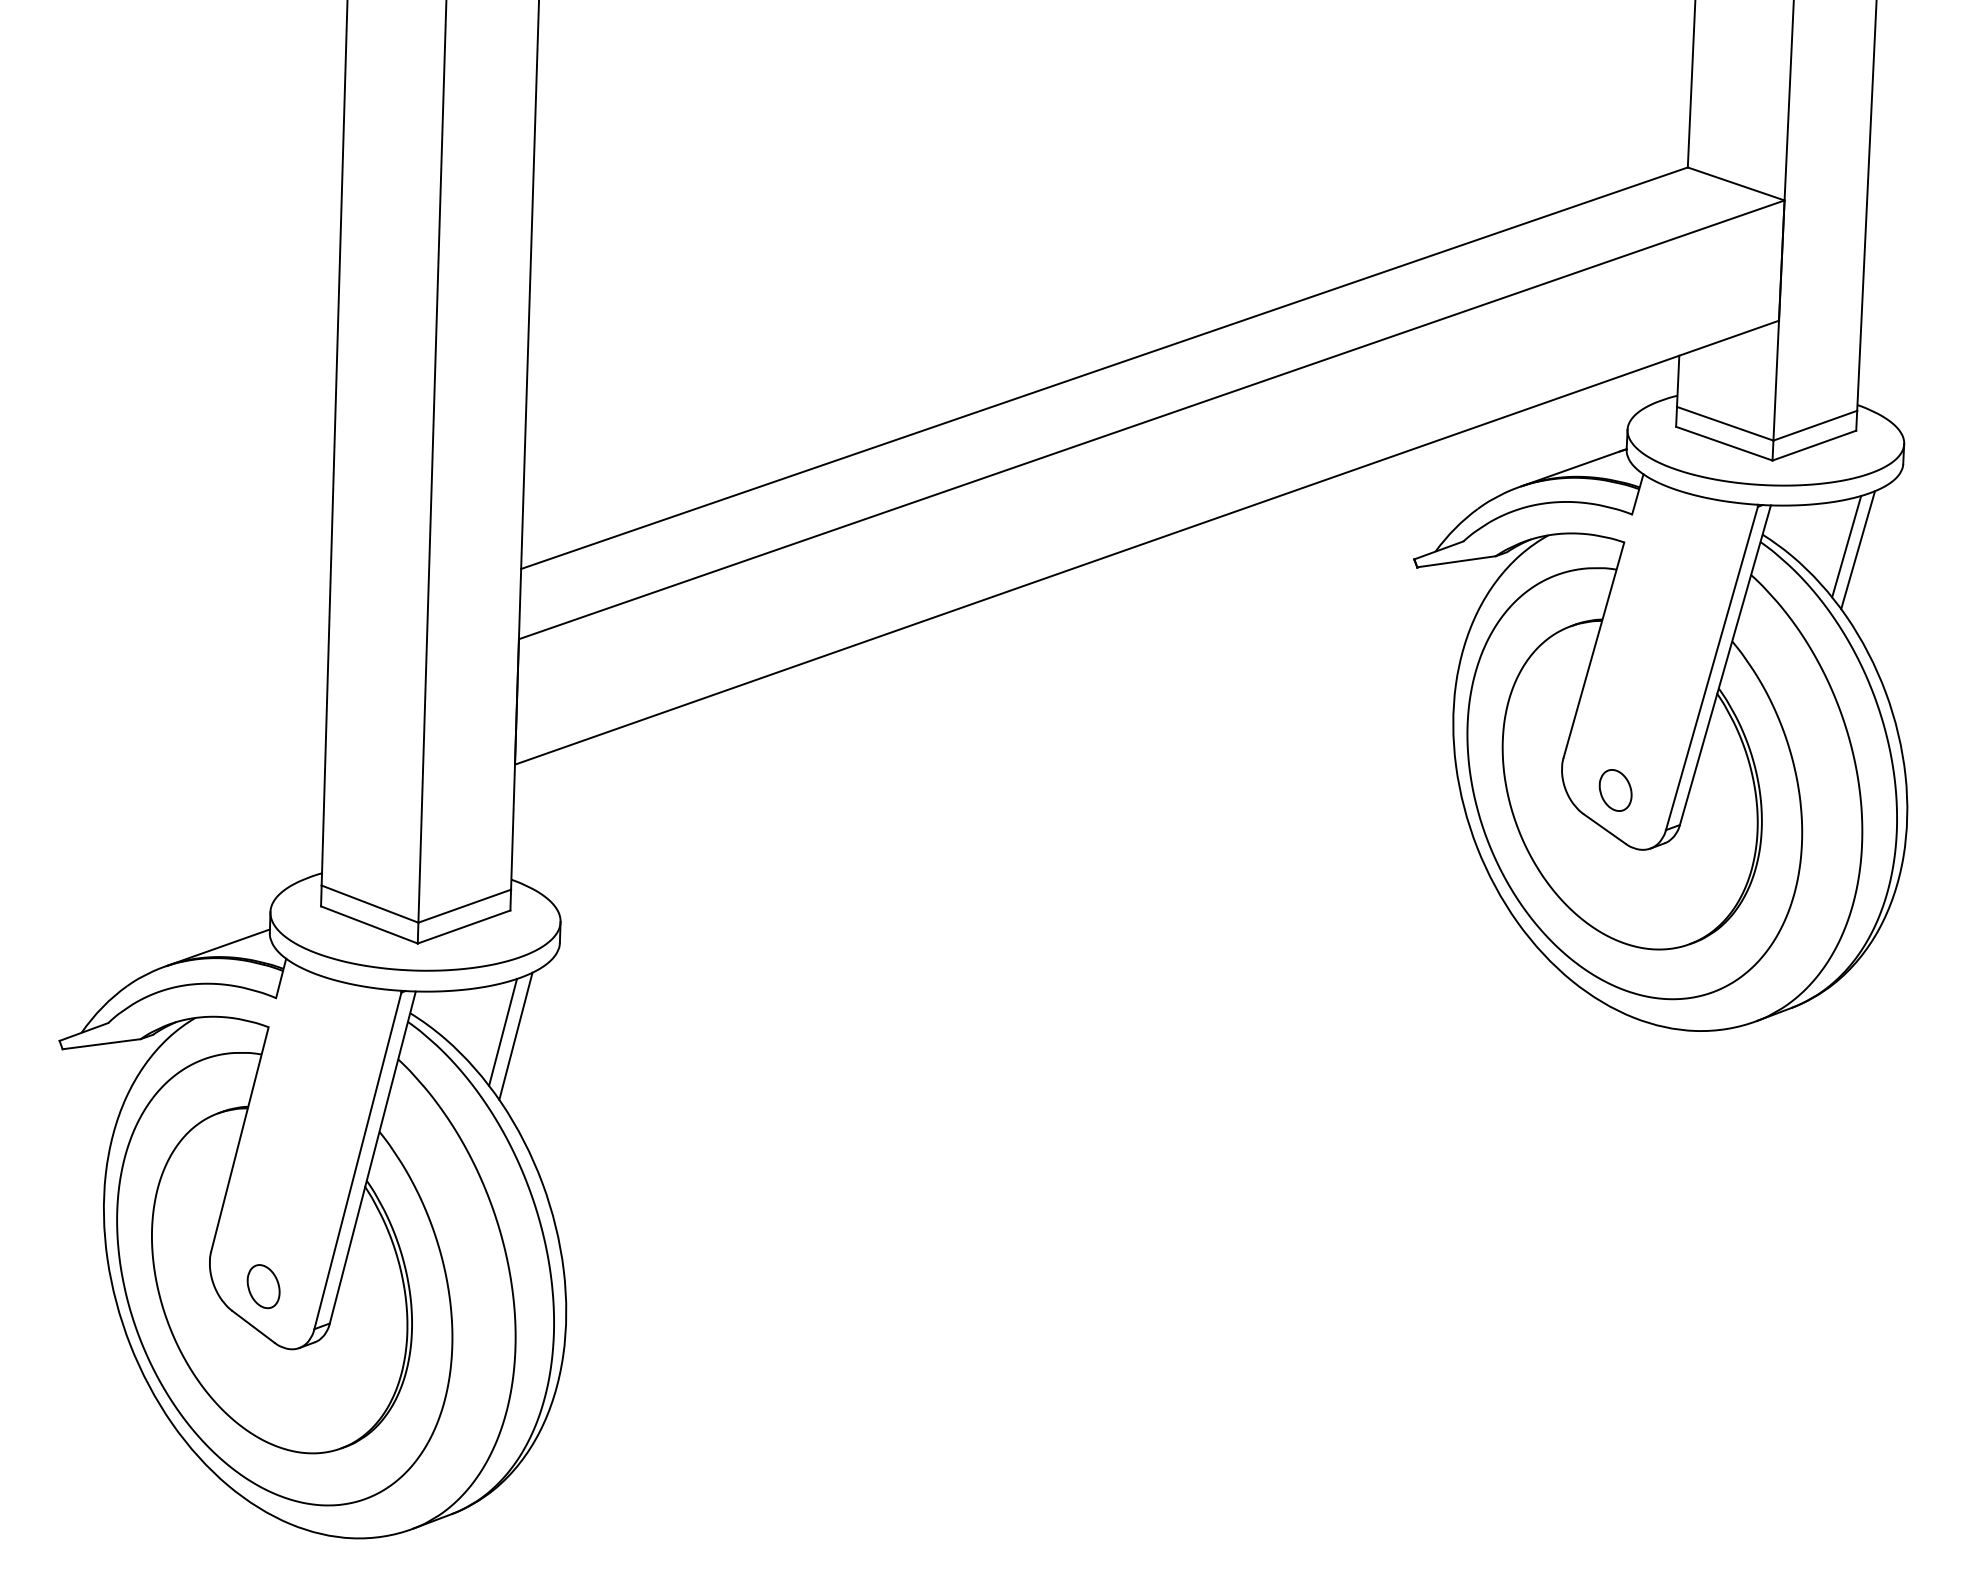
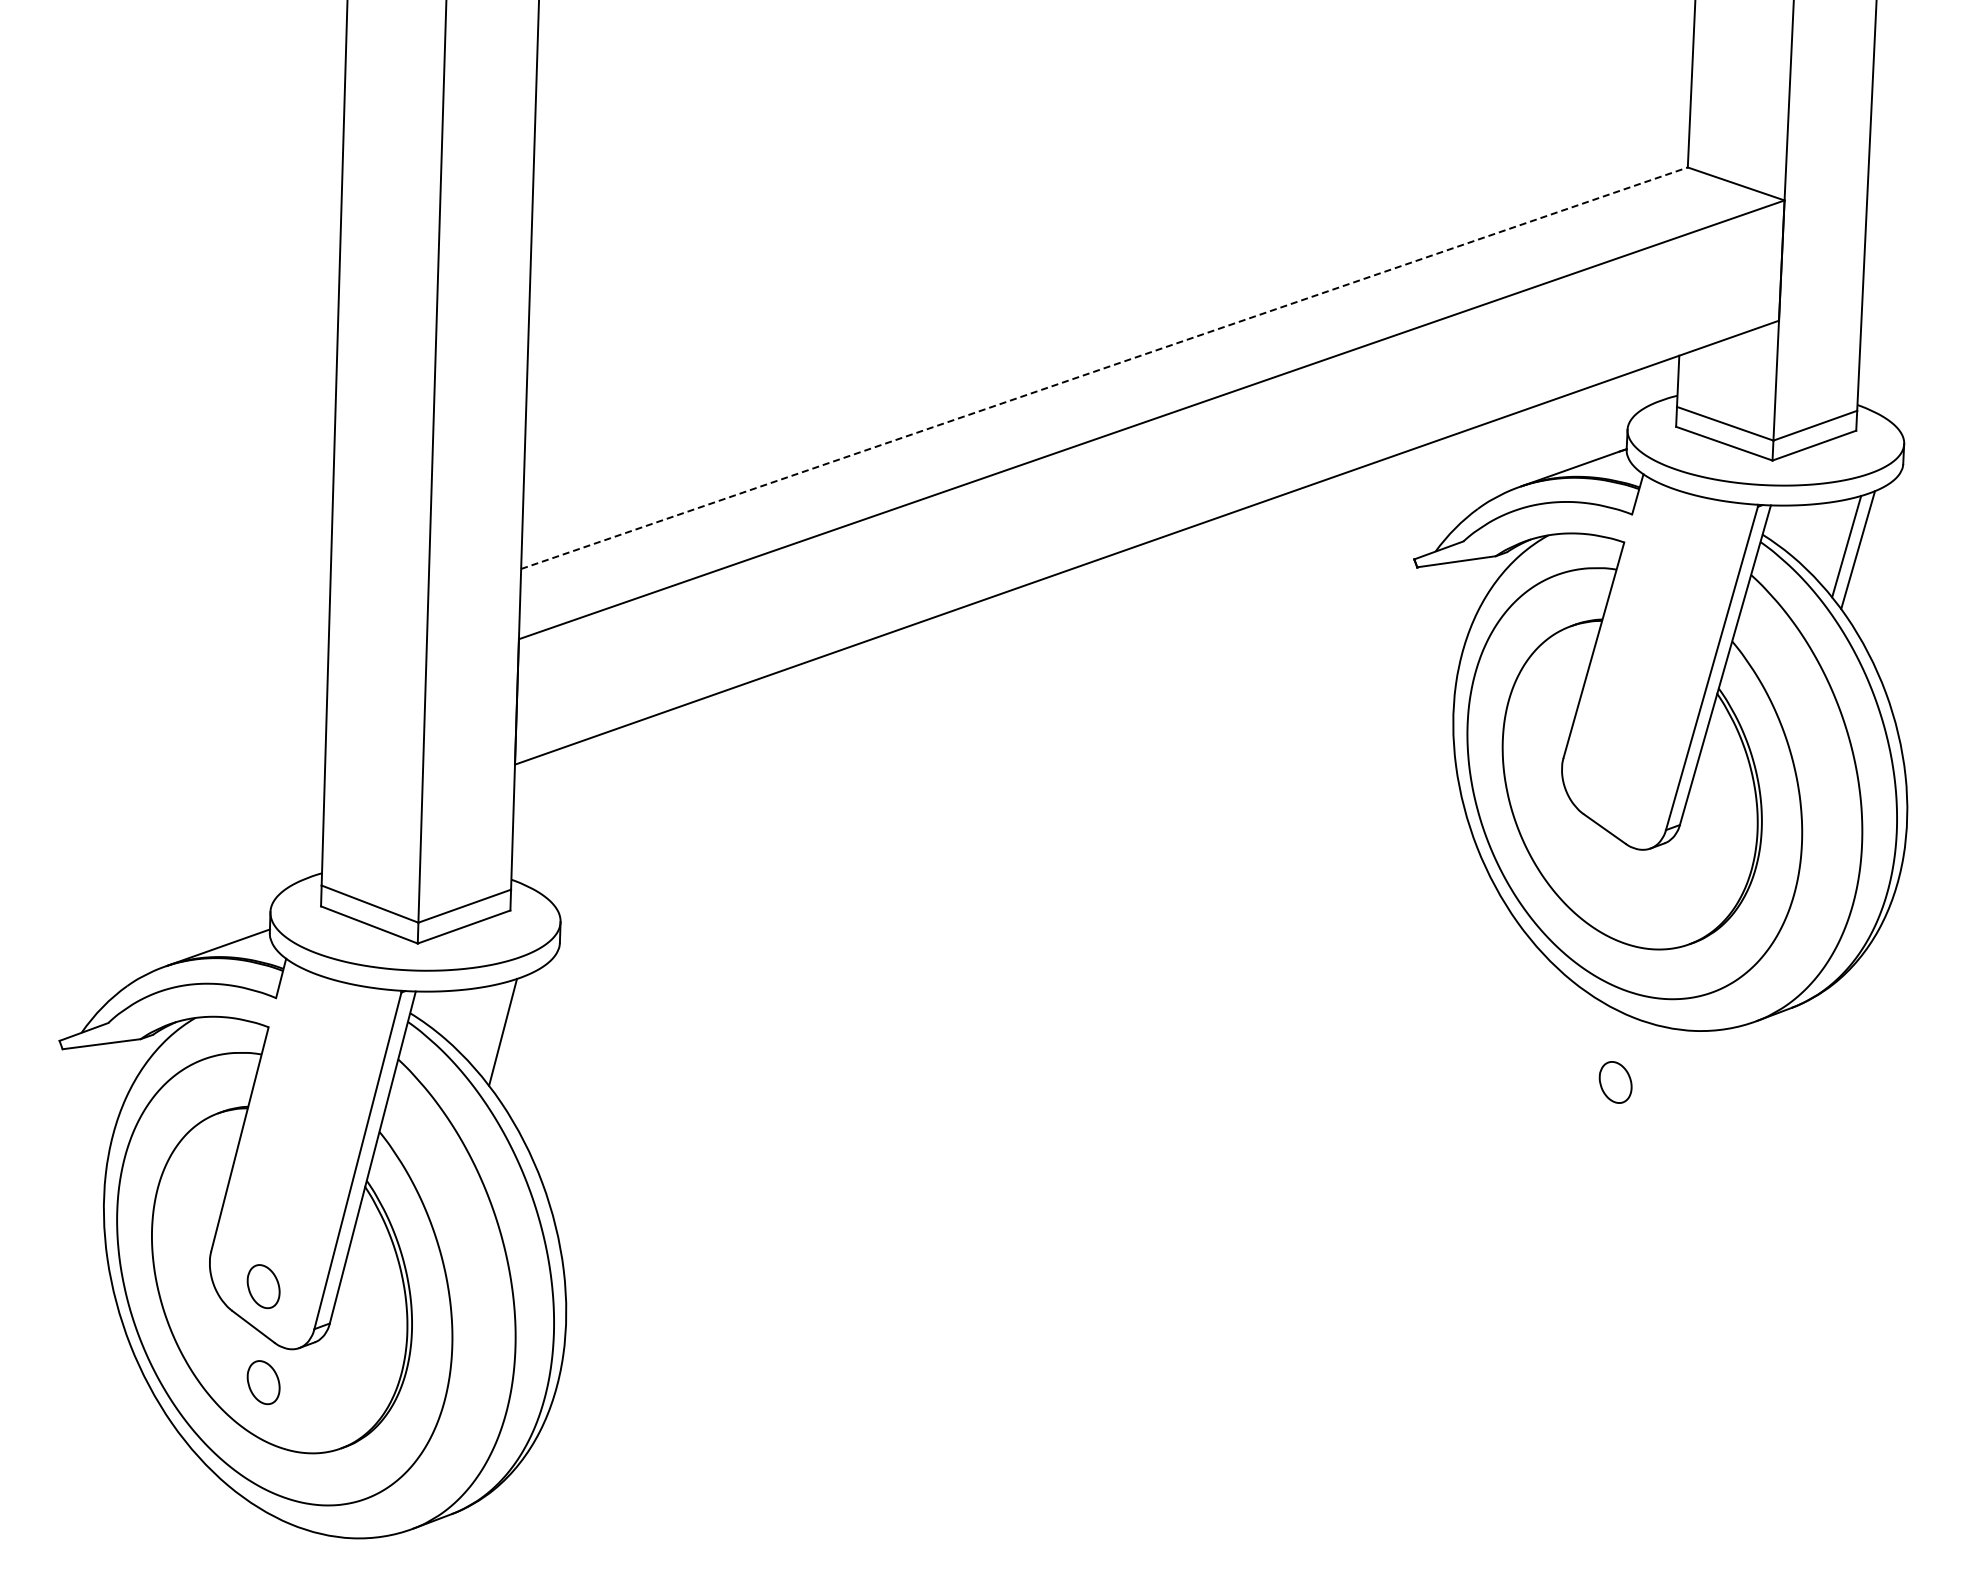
line: solid -> dashed (1104, 368)
part position: (1615, 790) -> (1615, 1082) (1615, 1082)
line: present -> none (515, 1035)
part: none -> present (263, 1382)
